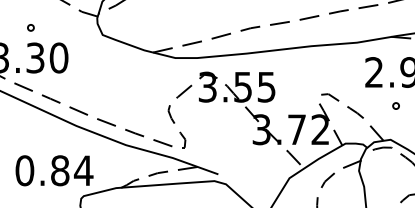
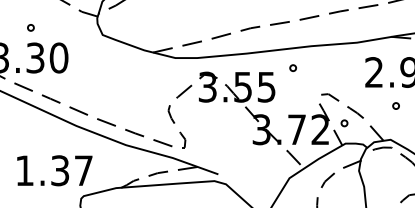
part: none -> present (292, 67)
part: none -> present (344, 123)
text: 0.84 -> 1.37 (54, 170)
